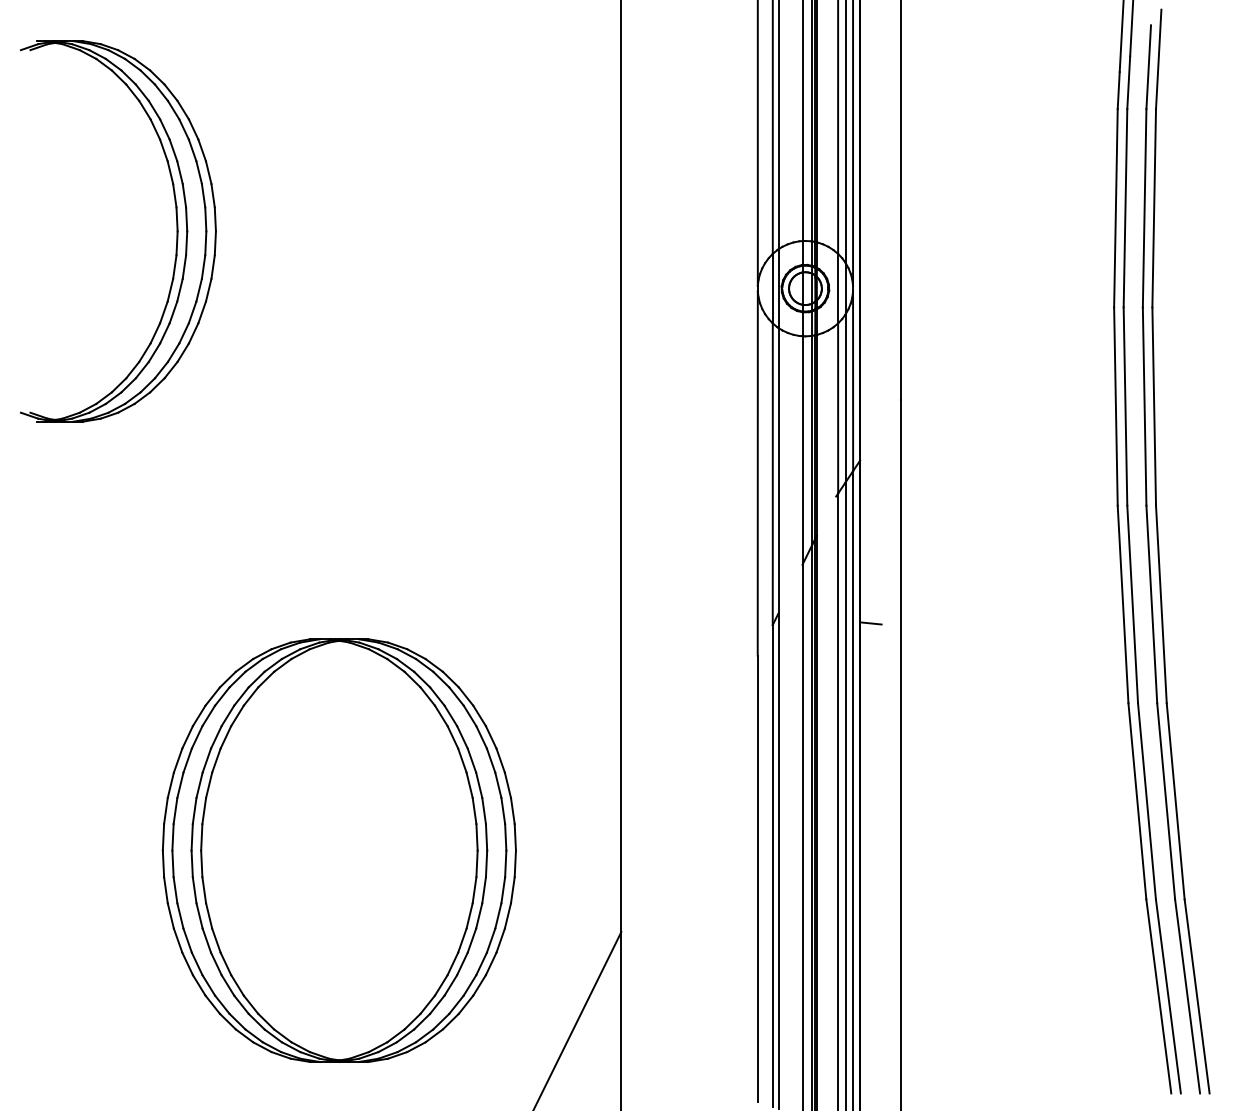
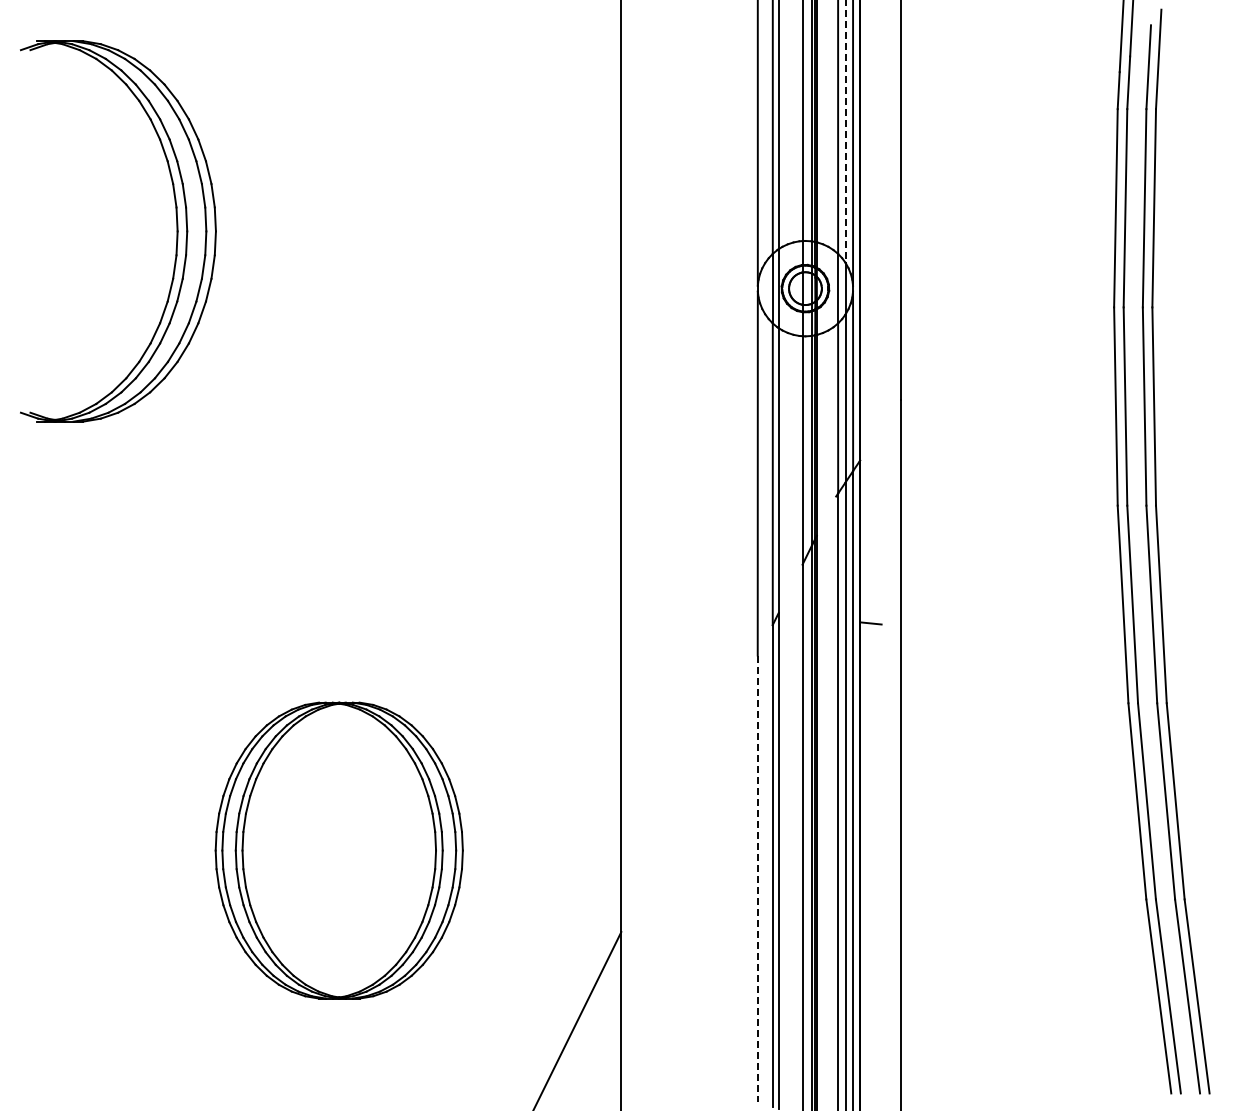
line: solid -> dashed (845, 131)
part size: 356x425 px -> 250x299 px (338, 850)
line: solid -> dashed (757, 879)
